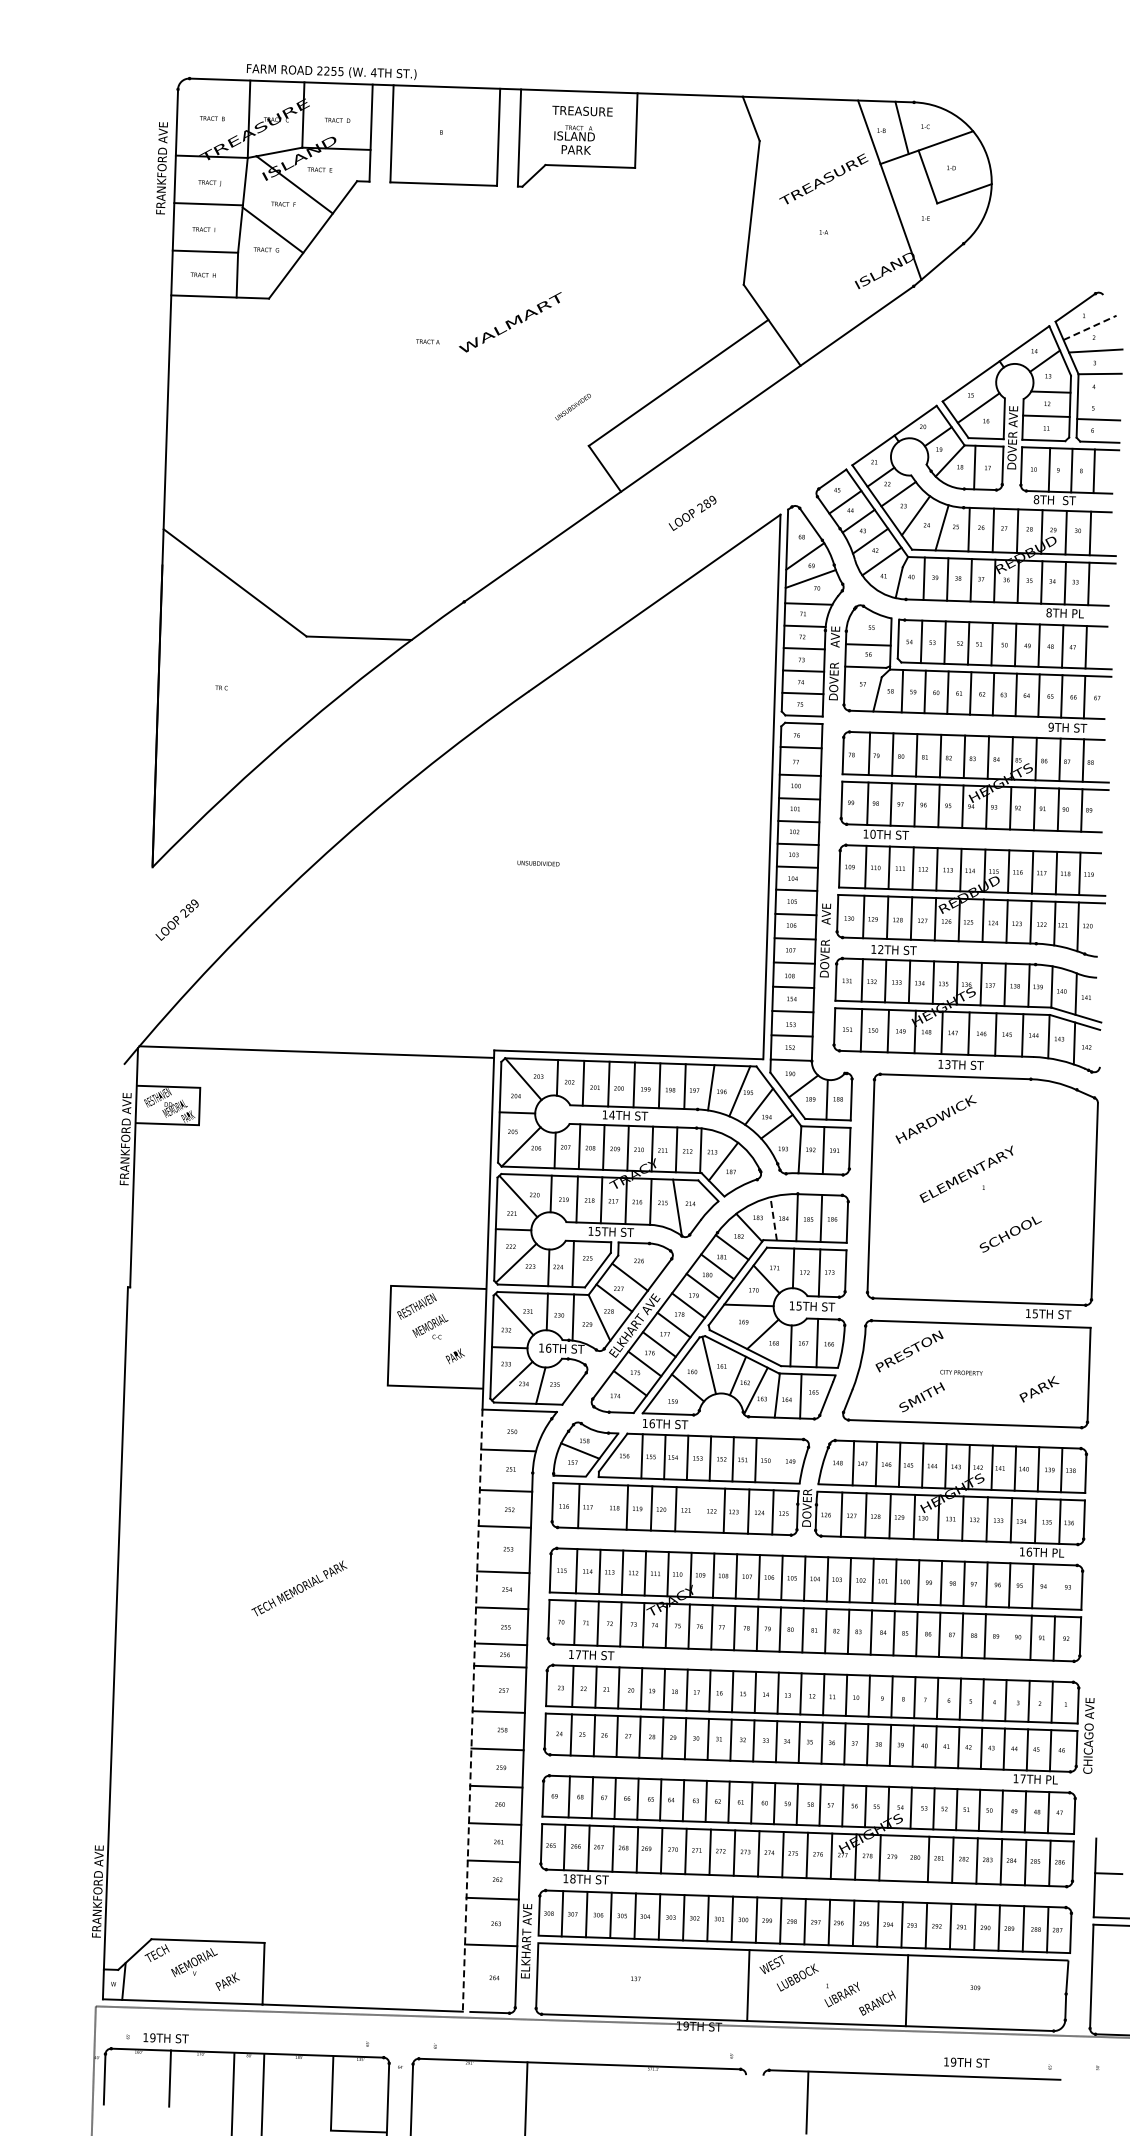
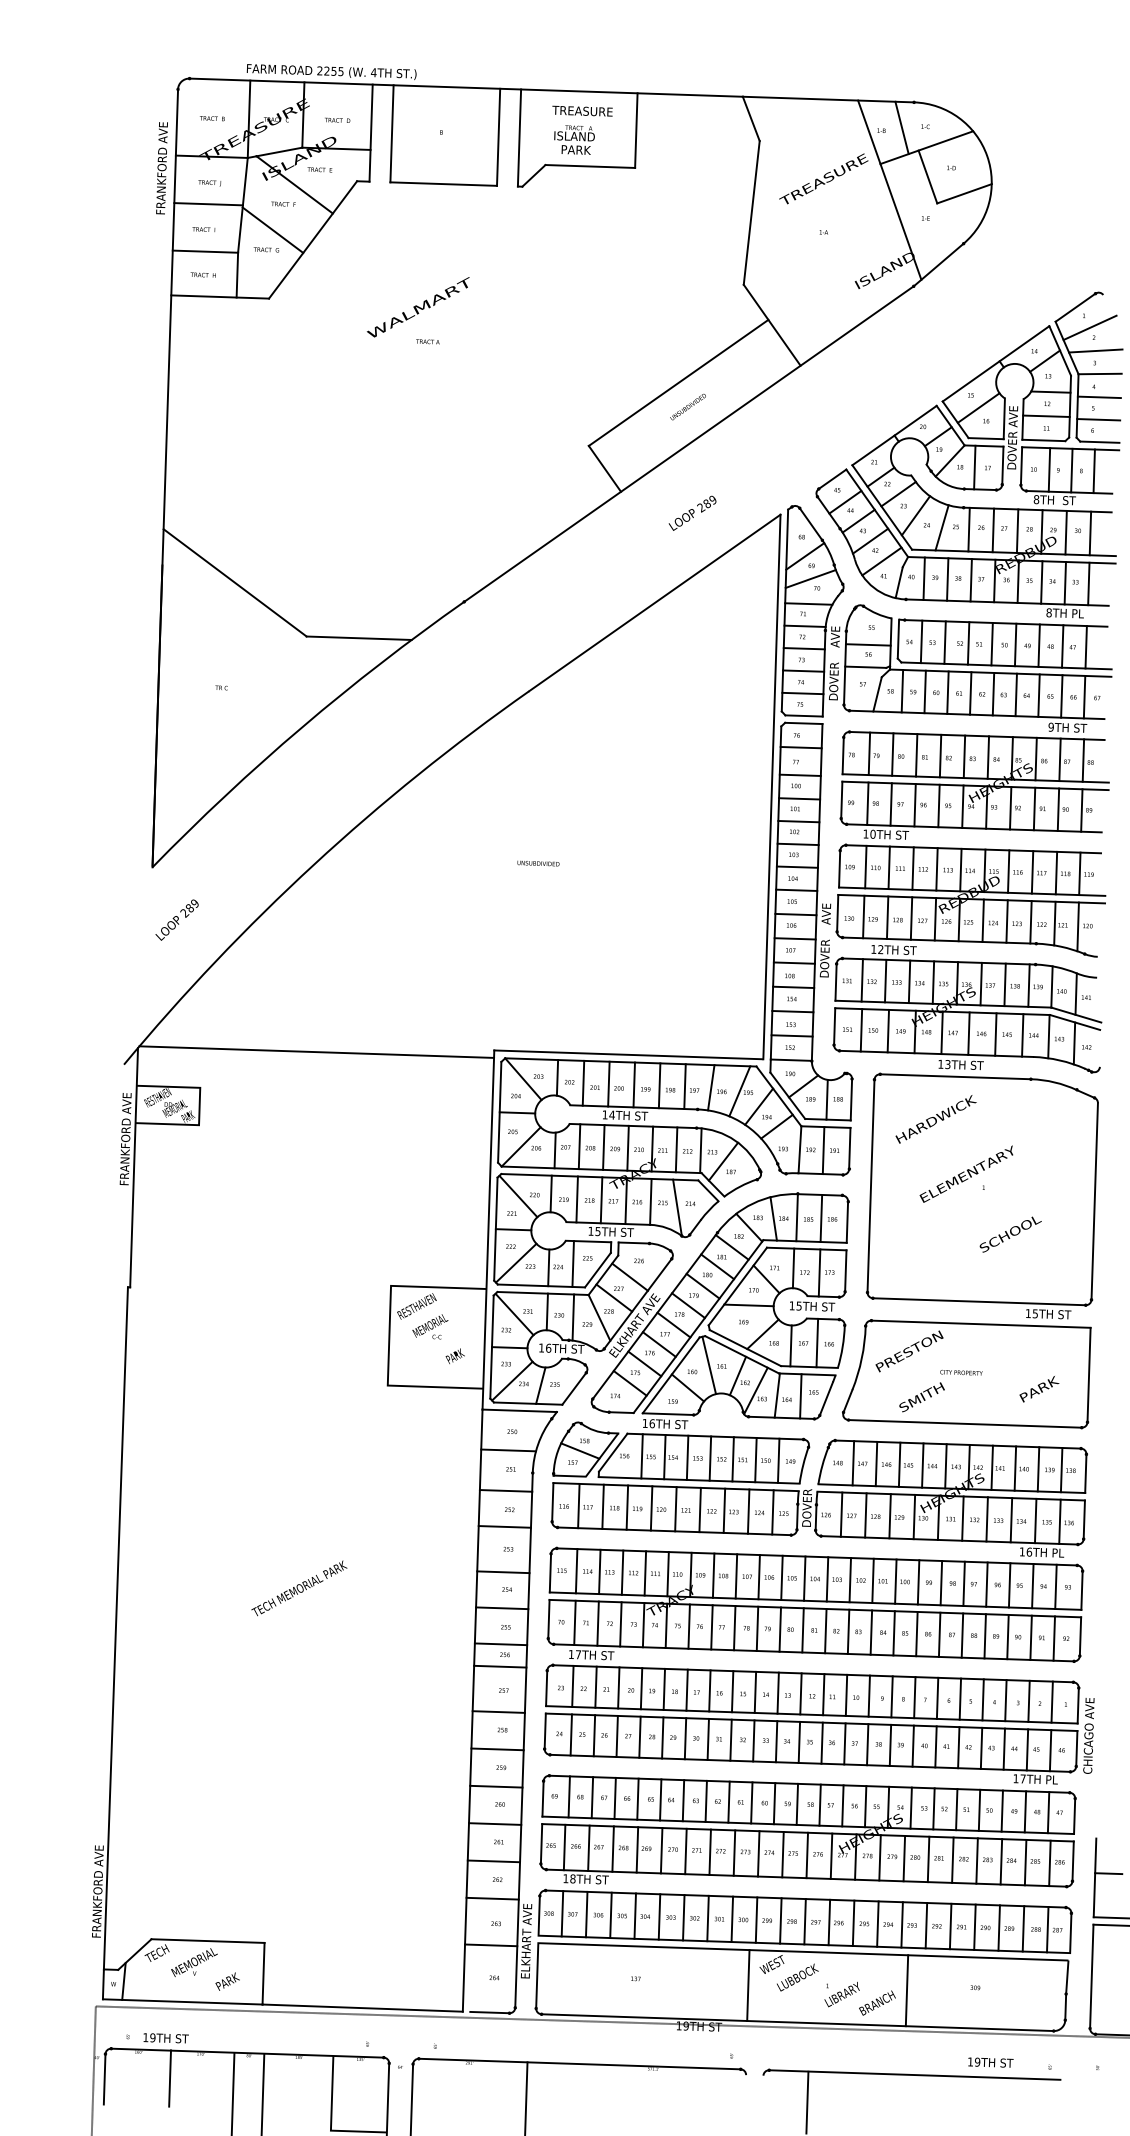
text position: (509, 322) -> (417, 307) (417, 307)
line: dashed -> solid (1090, 327)
line: none -> present (1098, 397)
text position: (572, 407) -> (687, 407) (687, 407)
line: dashed -> solid (773, 1218)
line: none -> present (778, 1460)
line: none -> present (602, 1506)
line: none -> present (699, 1509)
line: none -> present (1055, 1586)
line: none -> present (1007, 1636)
line: dashed -> solid (472, 1711)
line: none -> present (904, 1858)
text position: (966, 2062) -> (990, 2062) (990, 2062)
